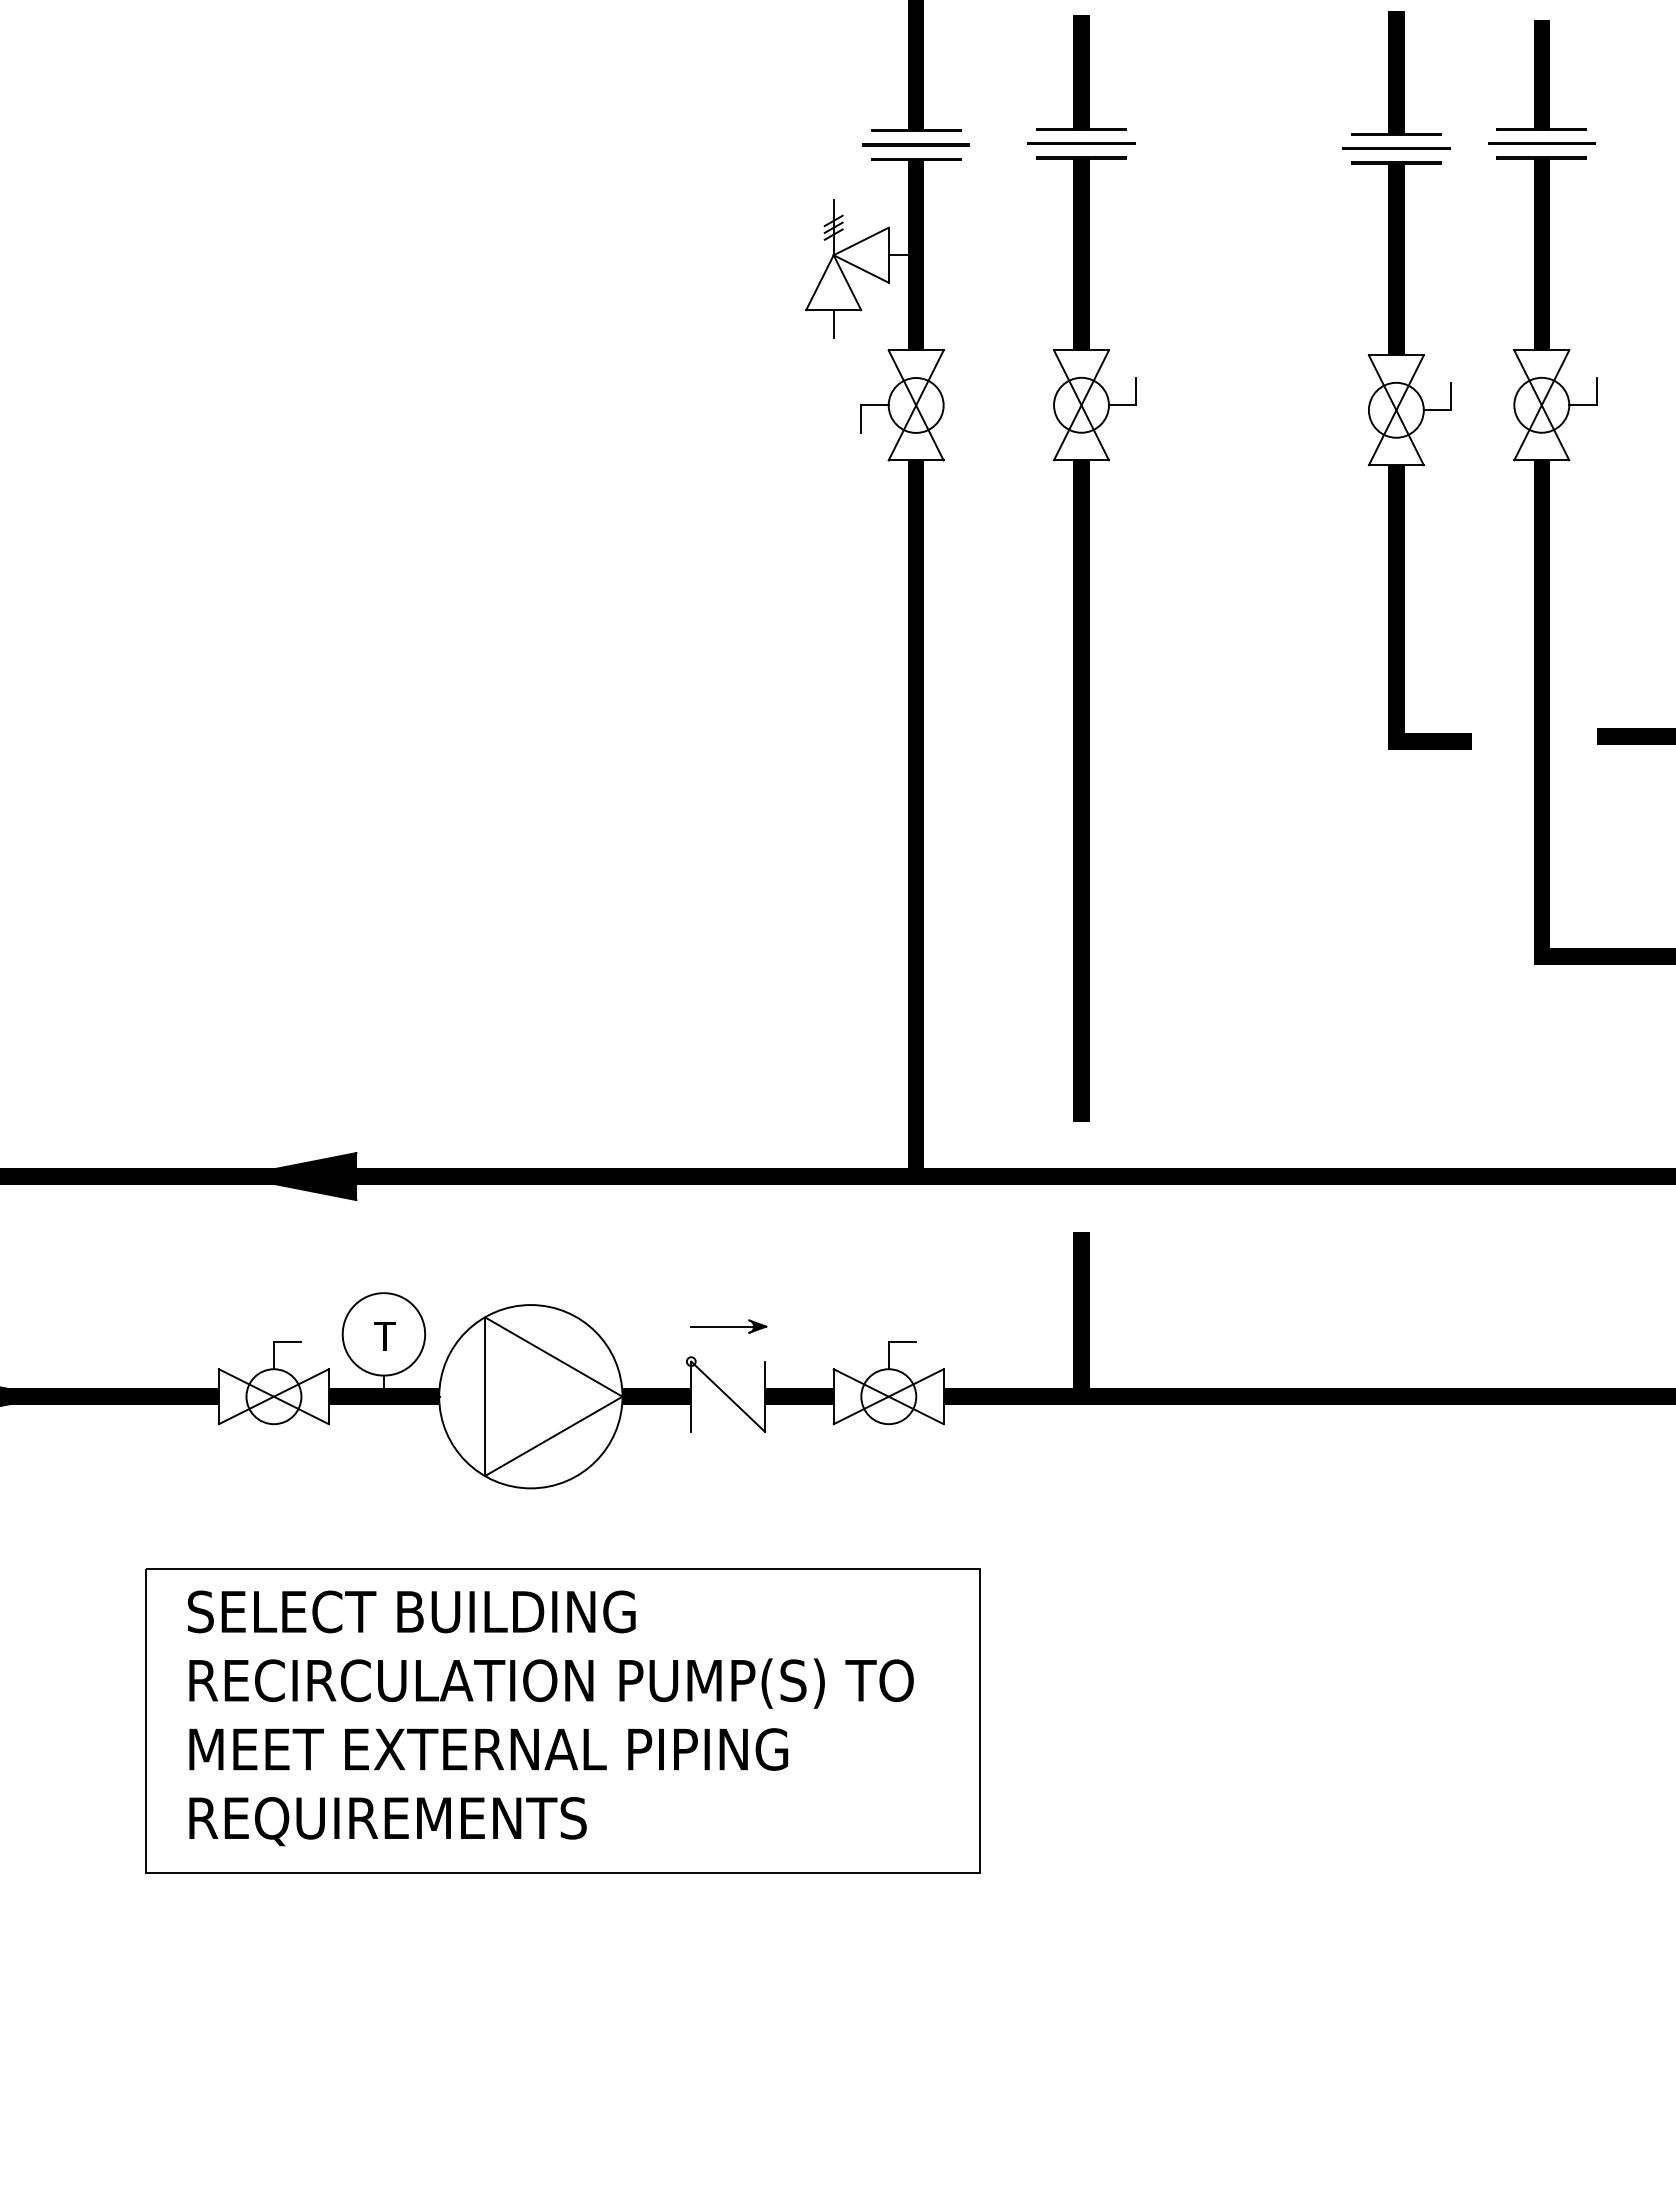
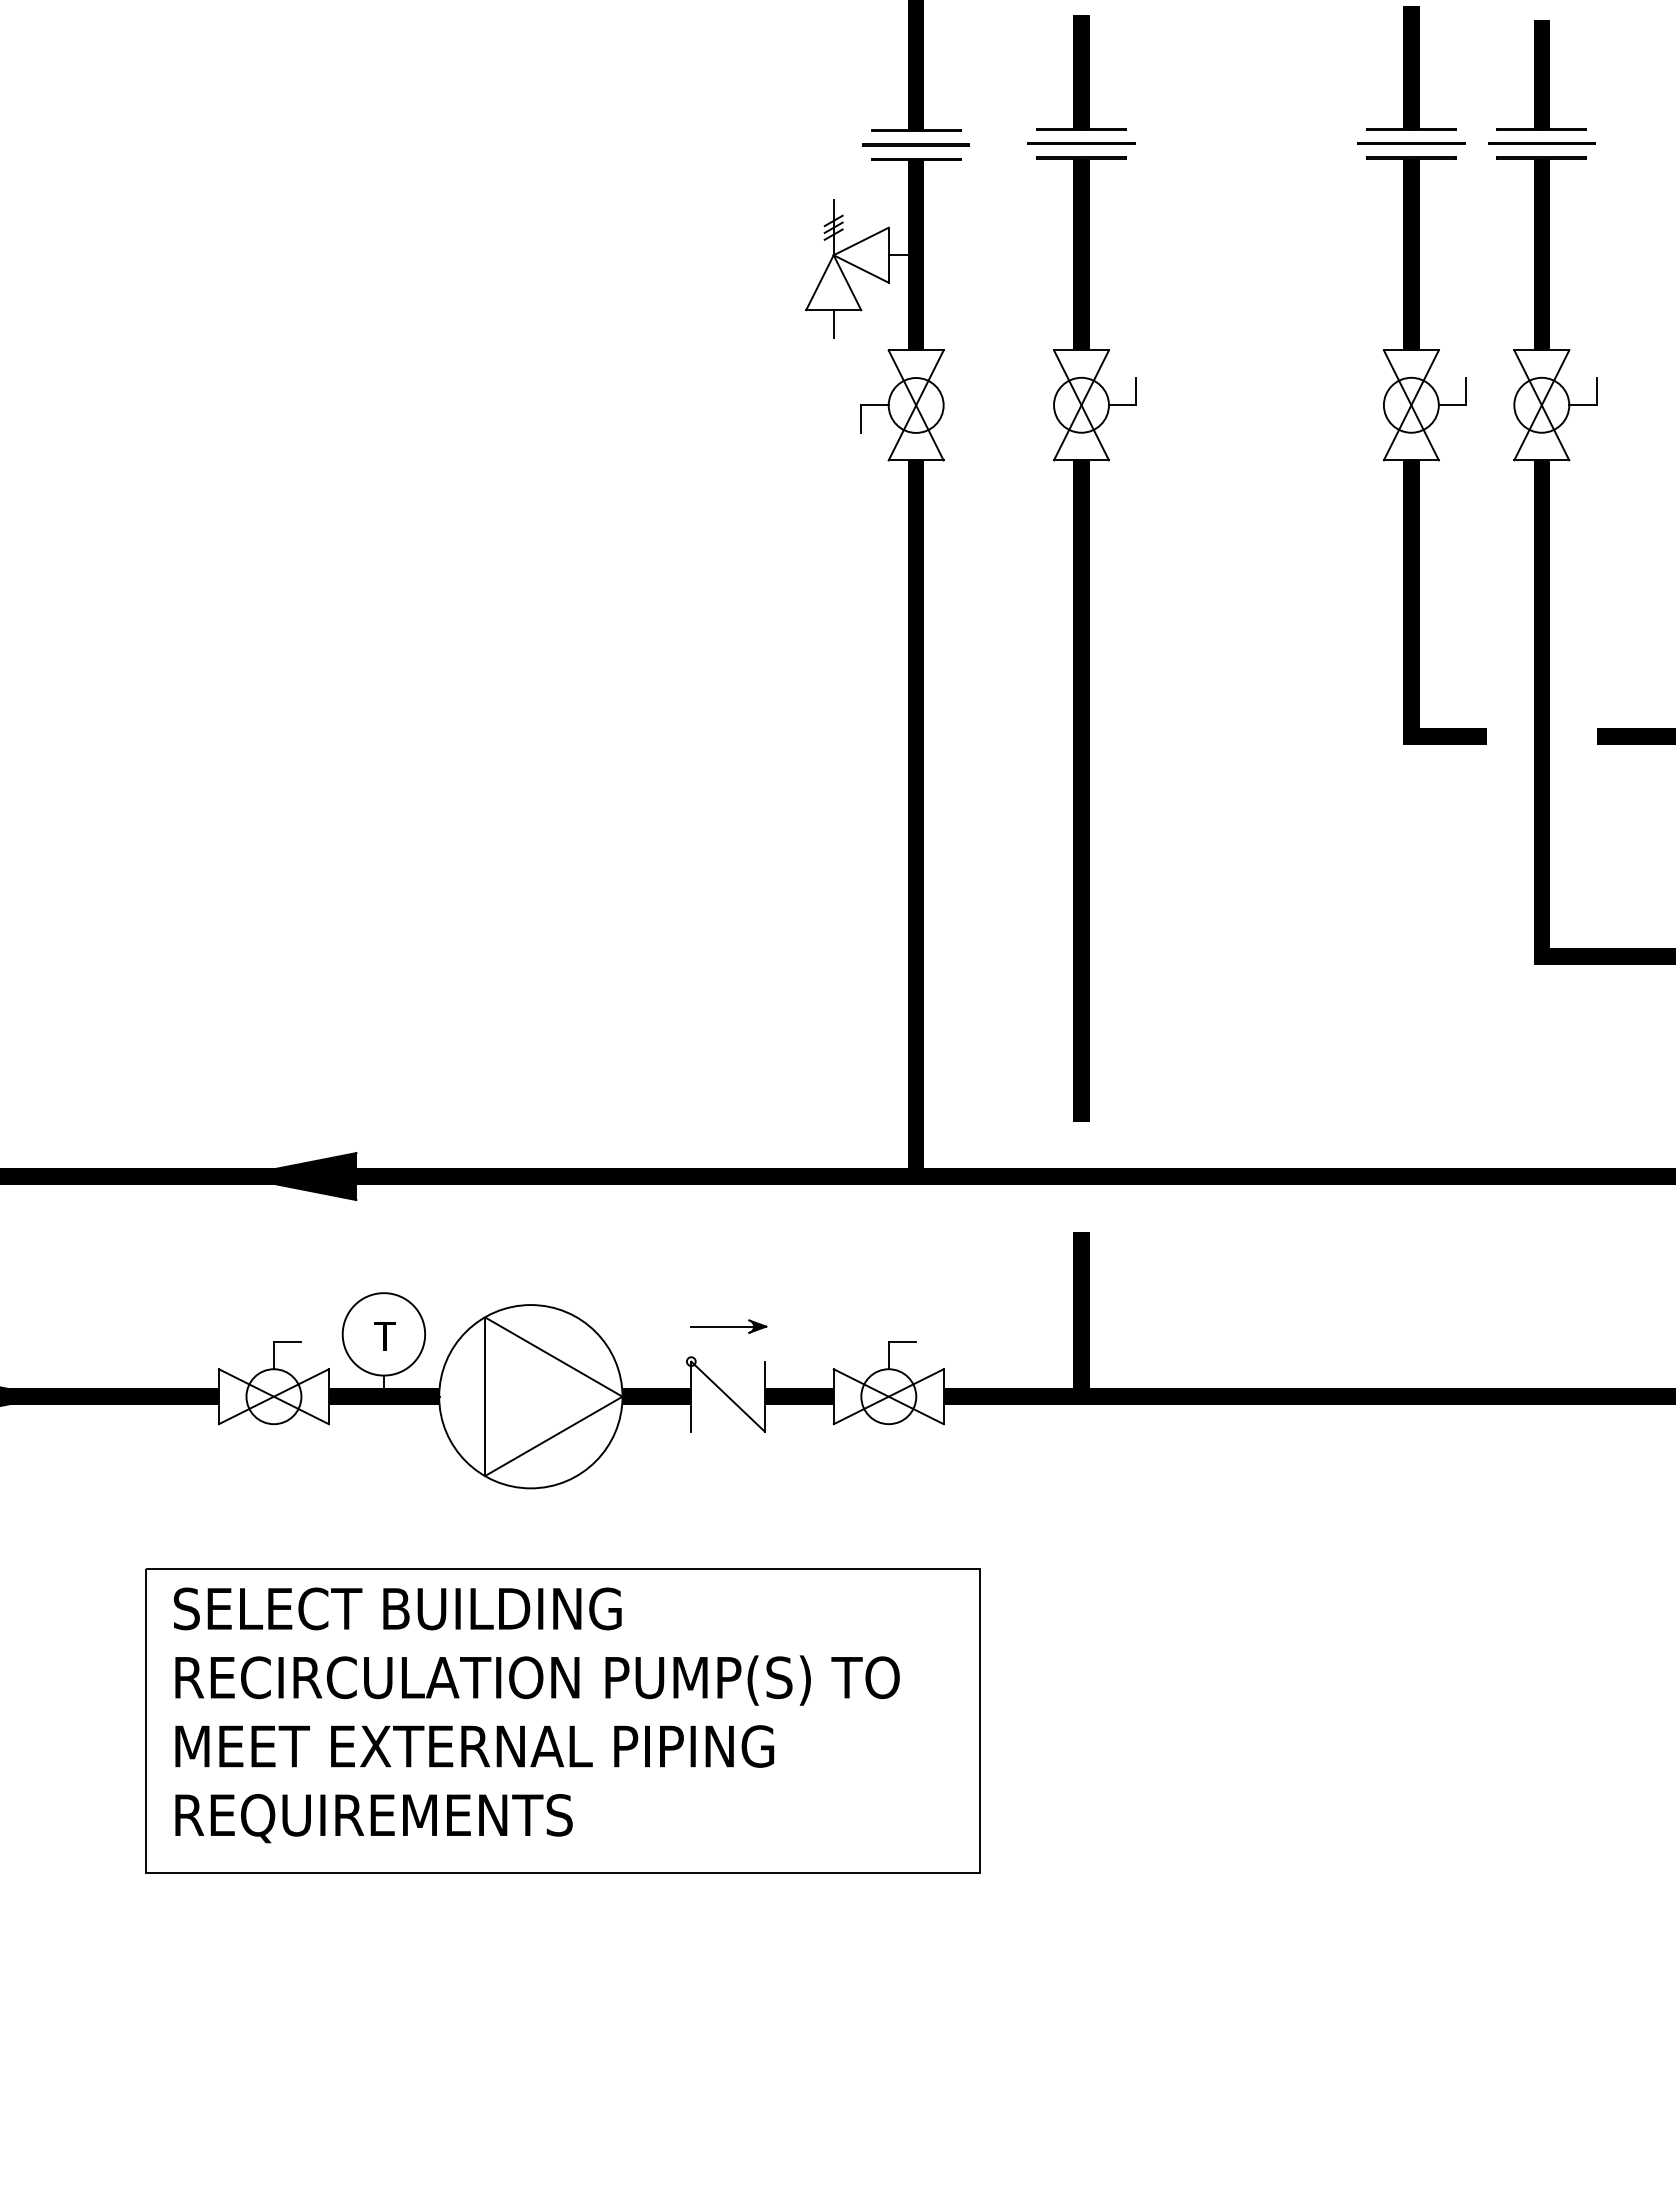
part position: (1406, 380) -> (1421, 375) (1421, 375)
text position: (550, 1718) -> (536, 1715) (536, 1715)
